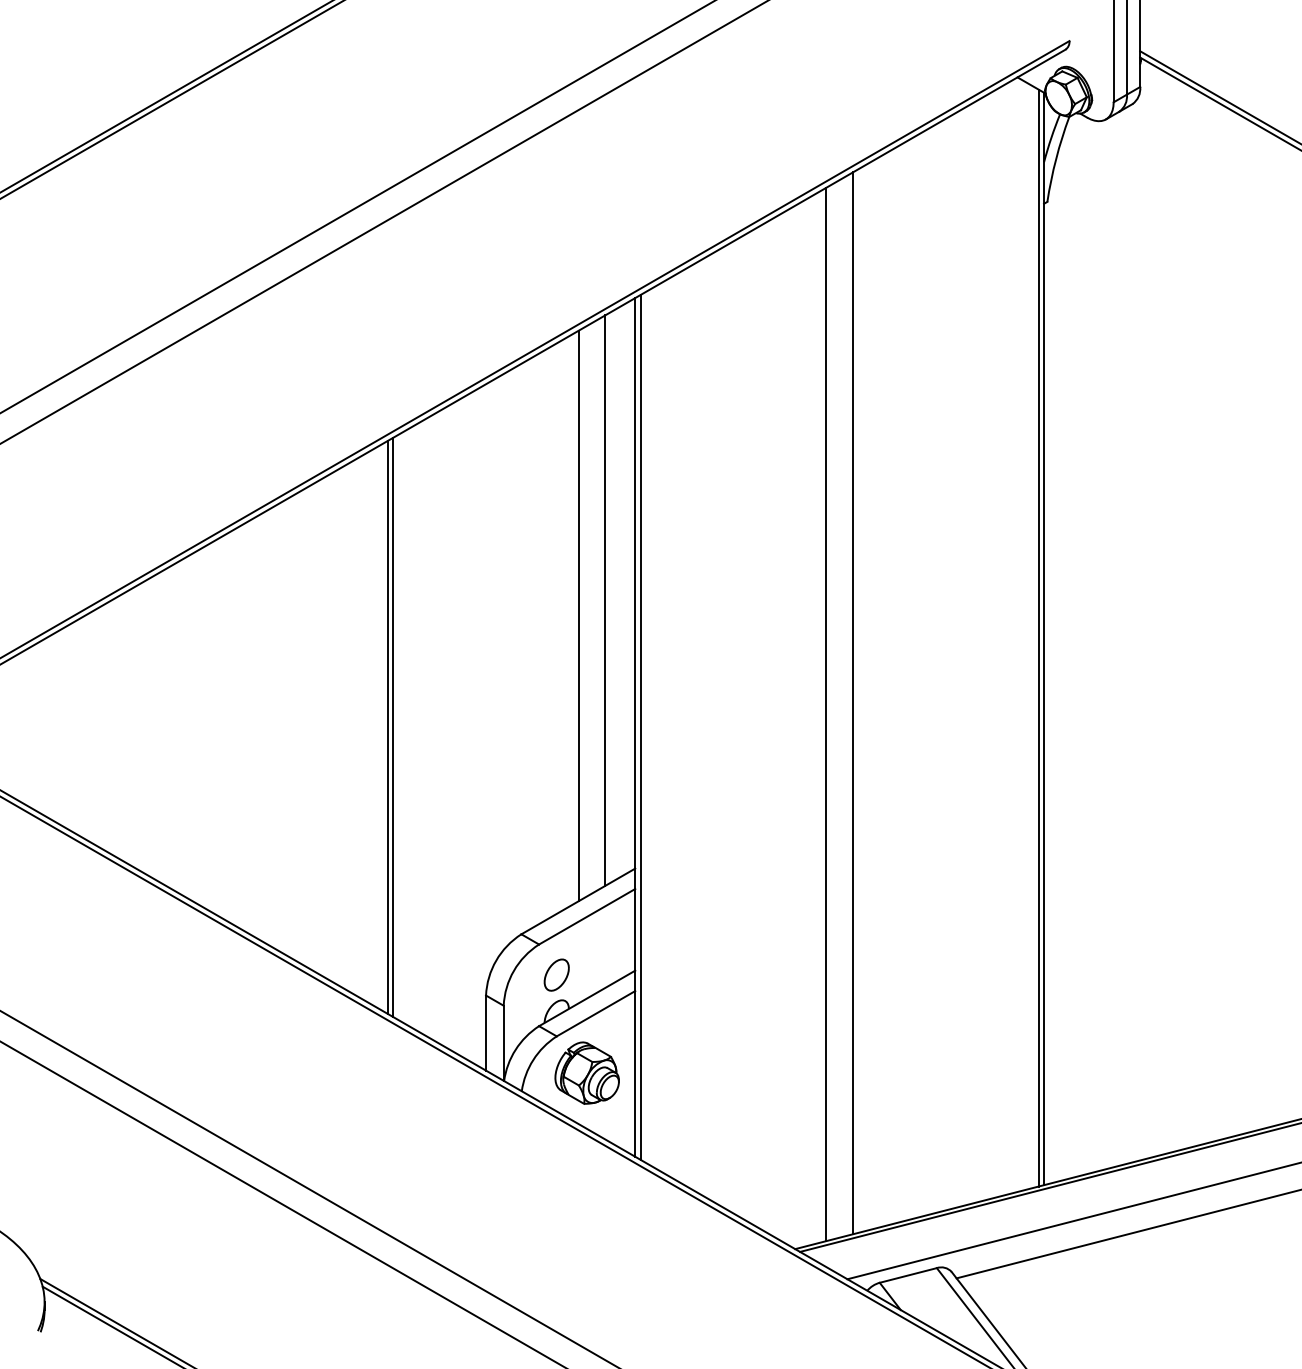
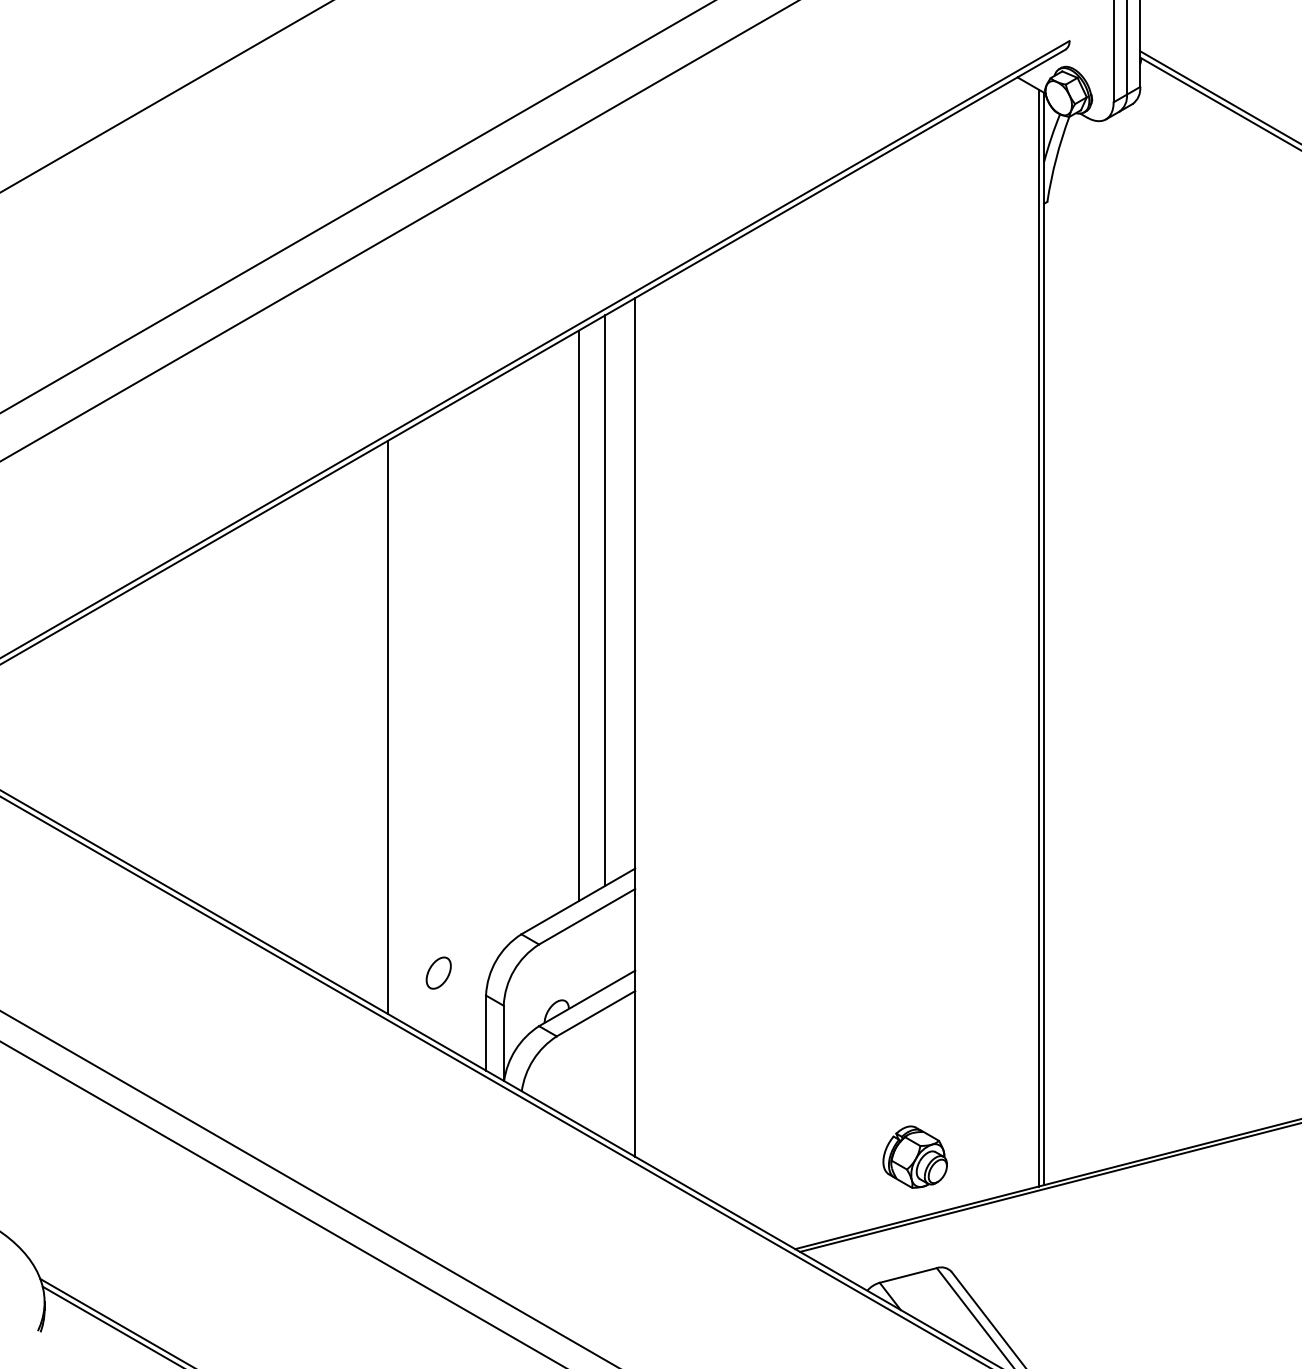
line: present -> none (171, 99)
line position: (383, 222) -> (398, 231) (398, 231)
line: present -> none (852, 703)
line: present -> none (826, 714)
line: present -> none (640, 726)
line: present -> none (393, 727)
part position: (556, 974) -> (438, 972) (438, 972)
part position: (586, 1072) -> (914, 1156) (914, 1156)
line: present -> none (1072, 1221)
line: present -> none (1127, 1234)
